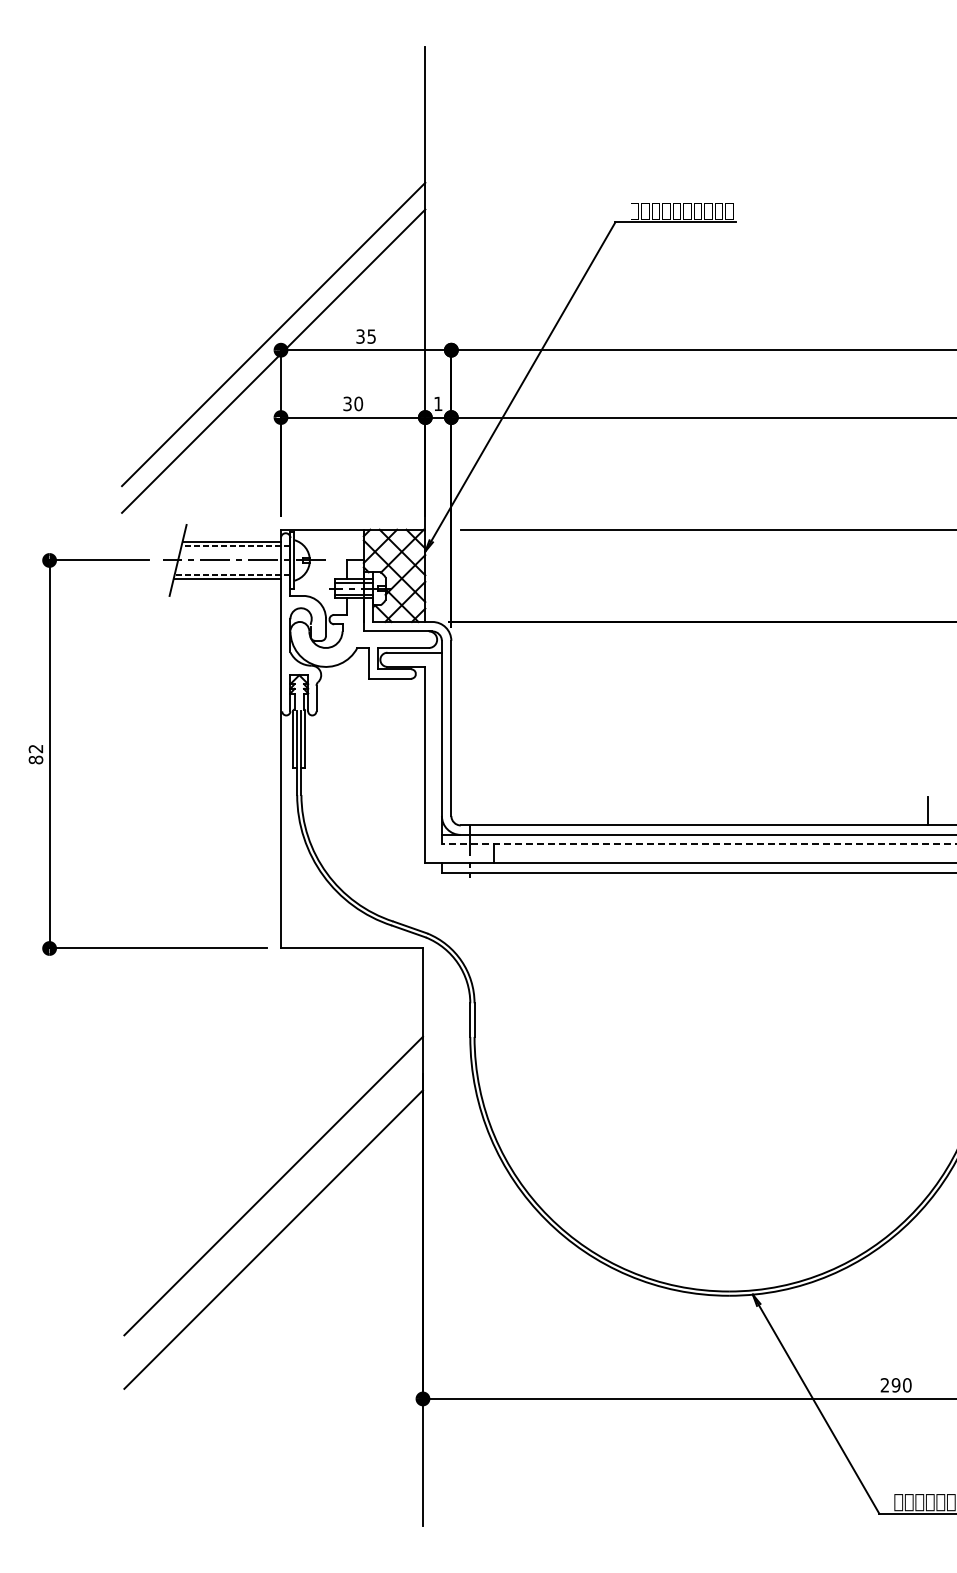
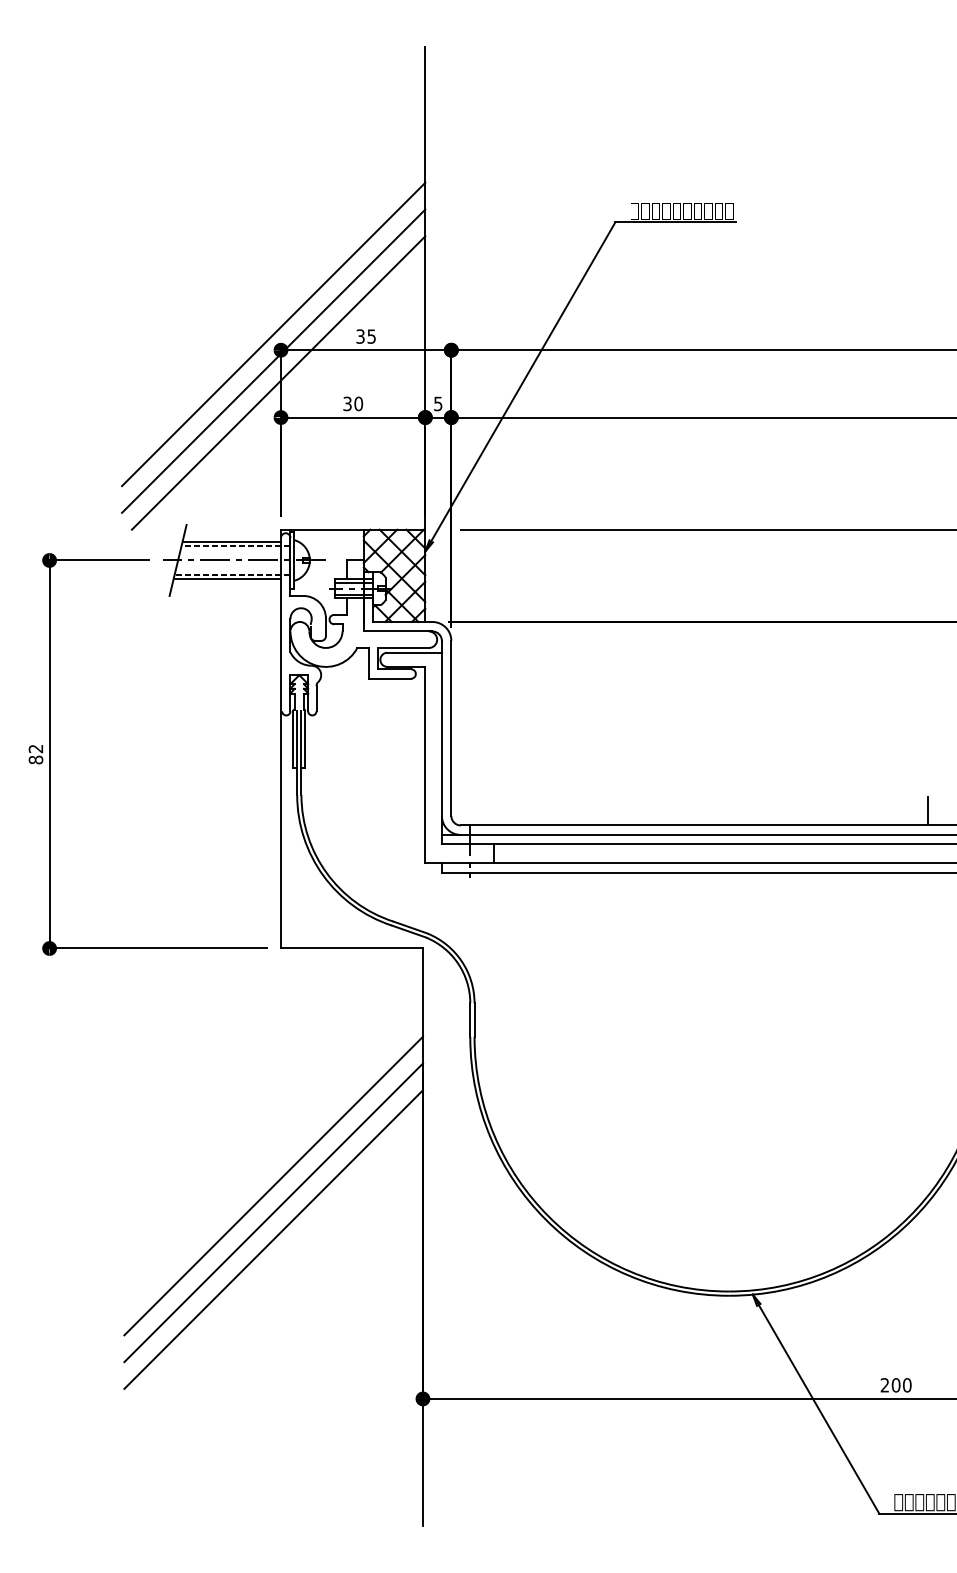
line: none -> present (278, 382)
text: 1 -> 5 (438, 403)
line: dashed -> solid (698, 844)
line: none -> present (273, 1212)
text: 290 -> 200 (895, 1385)
